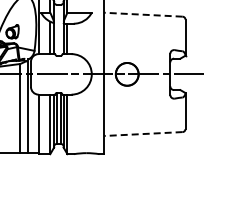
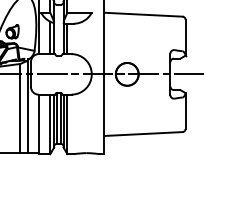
line: dashed -> solid (143, 14)
line: dashed -> solid (143, 134)
